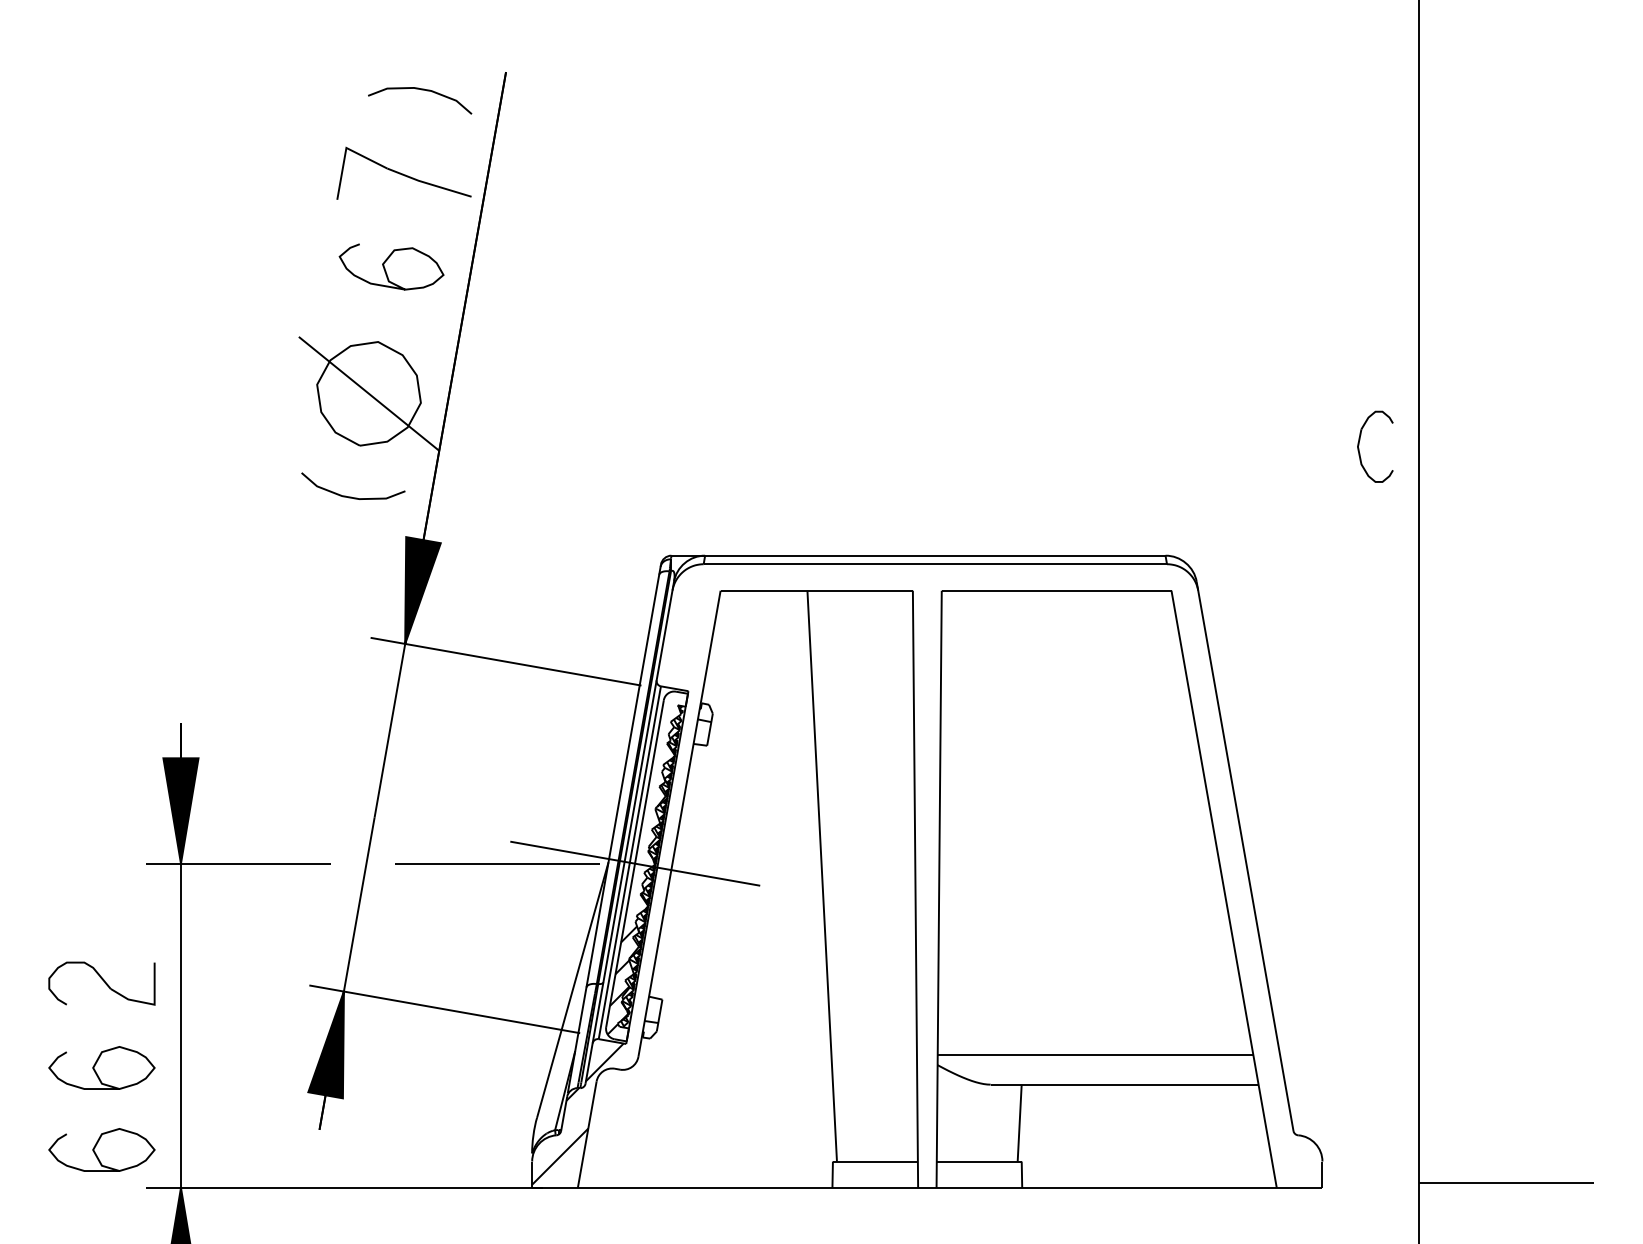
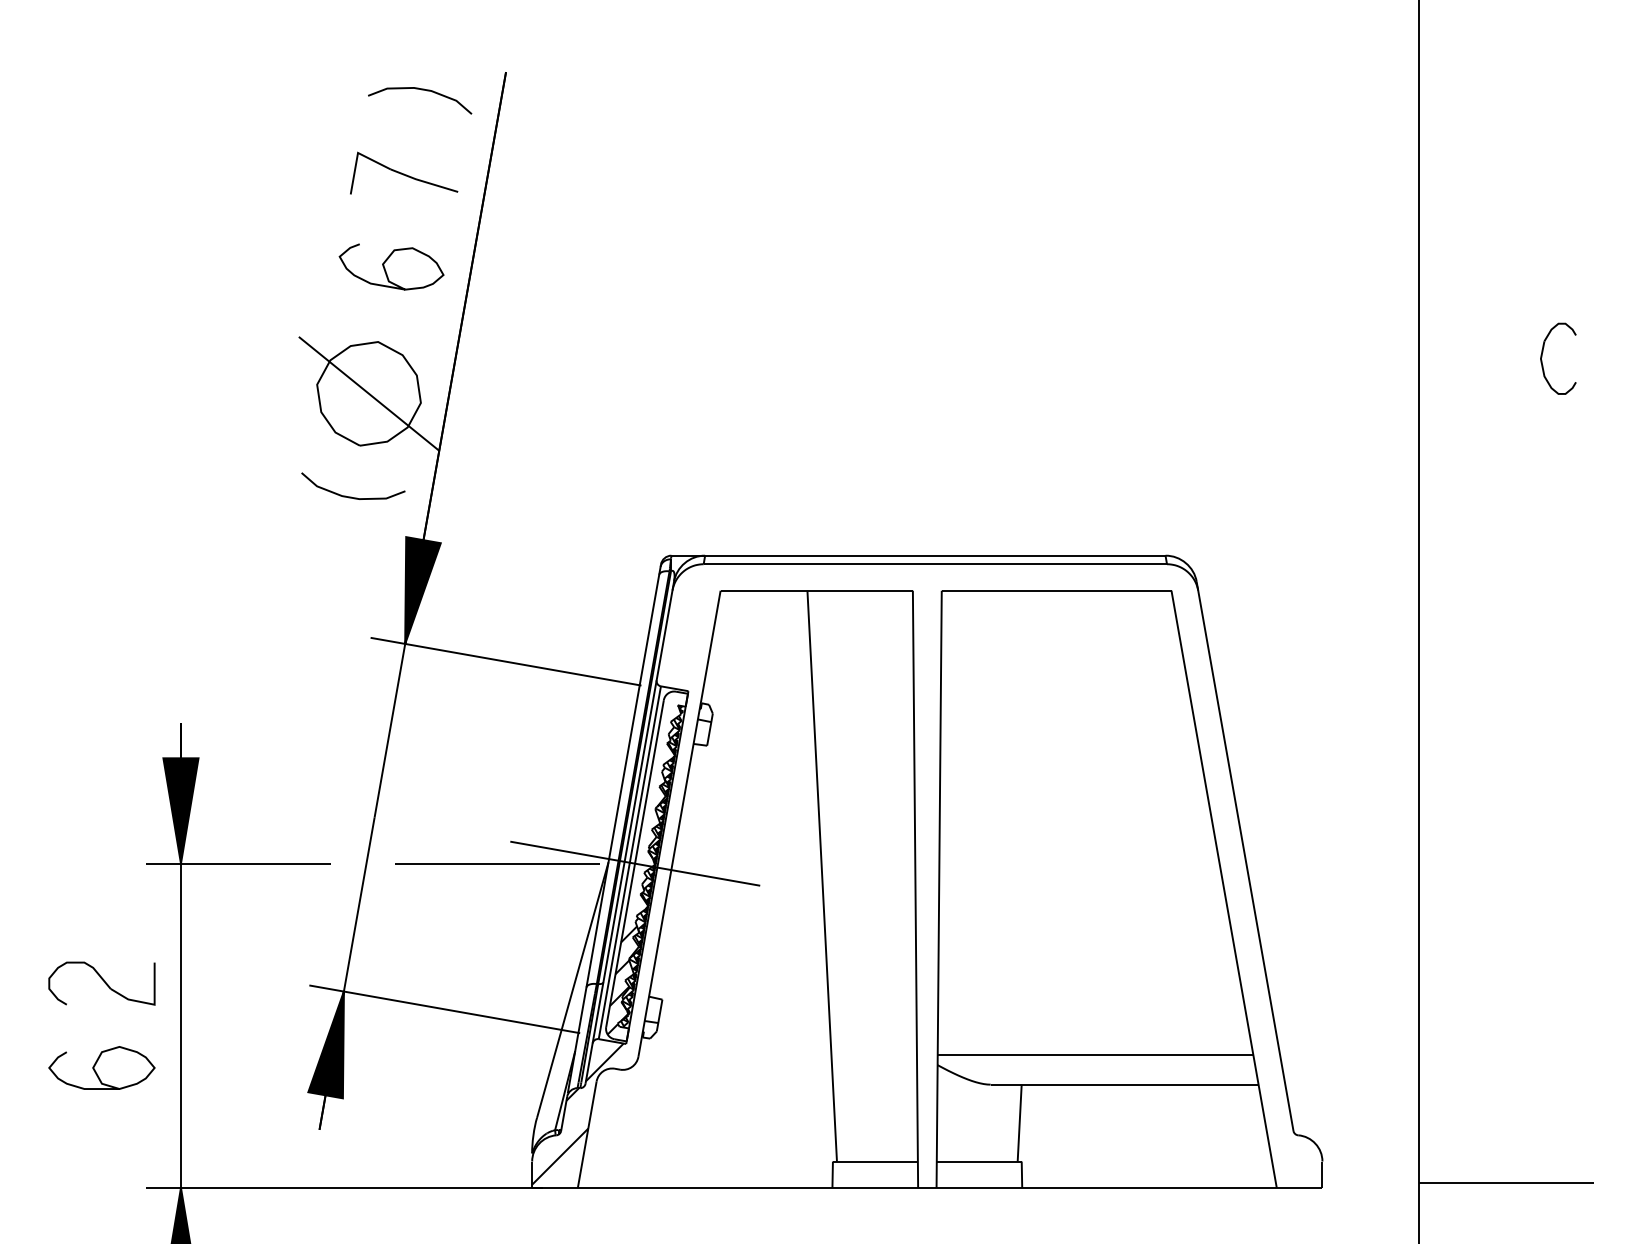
part size: 136x54 px -> 109x44 px (404, 172)
part position: (1359, 445) -> (1542, 357) (1542, 357)
part: present -> none (101, 1149)
